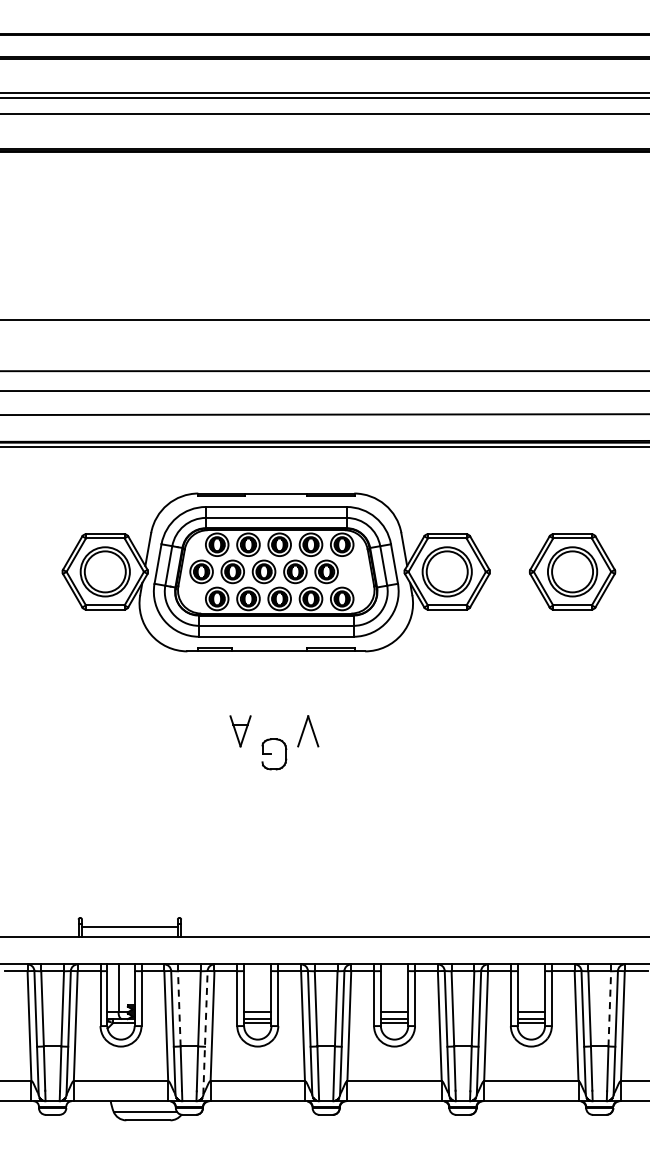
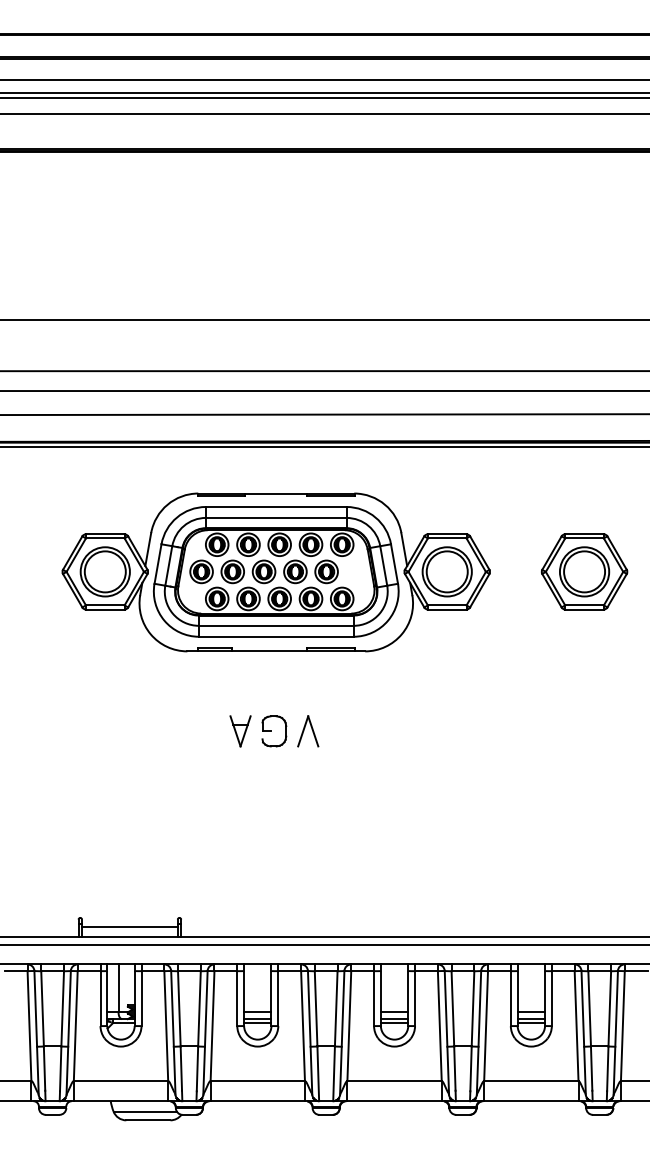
line: none -> present (324, 79)
part position: (572, 571) -> (584, 571) (584, 571)
part position: (274, 754) -> (274, 731) (274, 731)
line: none -> present (324, 944)
line: dashed -> solid (179, 1008)
line: dashed -> solid (609, 1008)
line: dashed -> solid (205, 1032)
